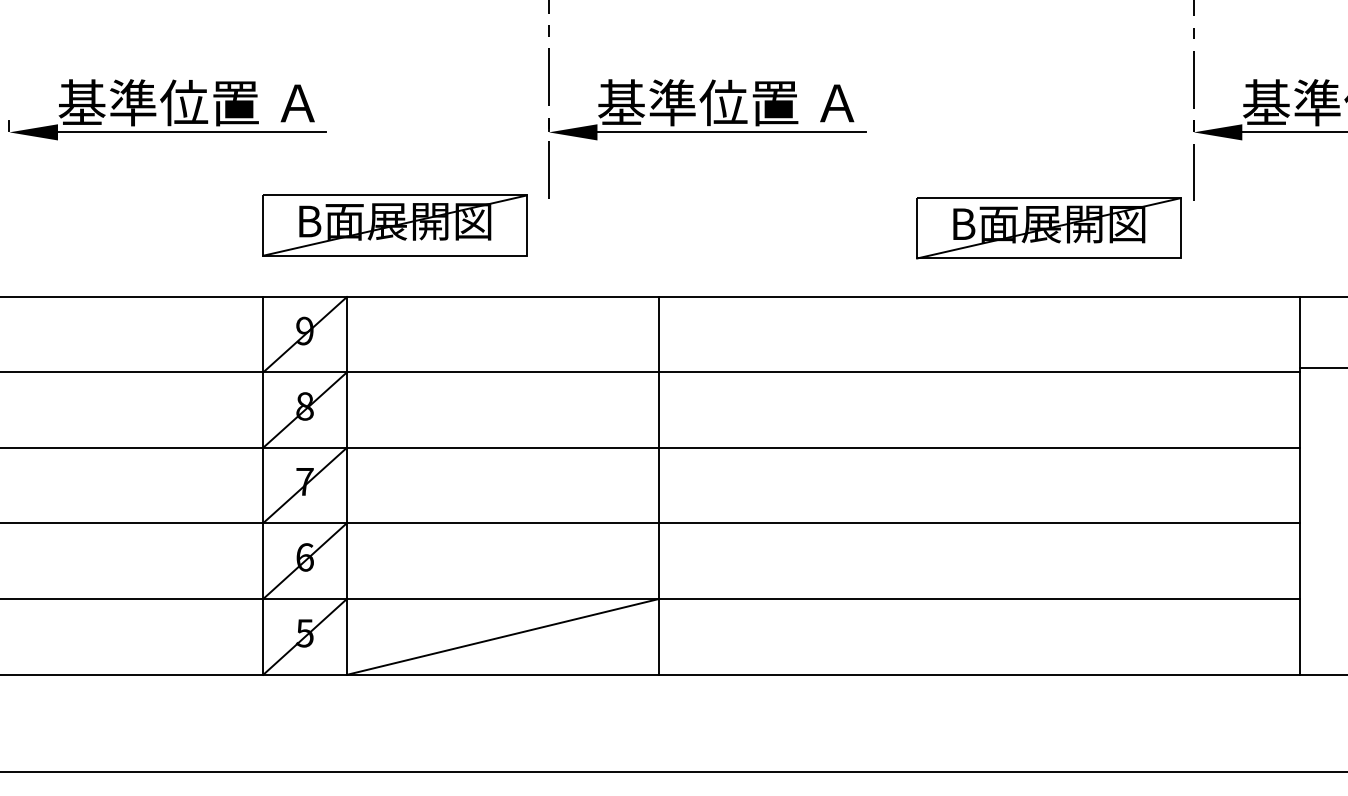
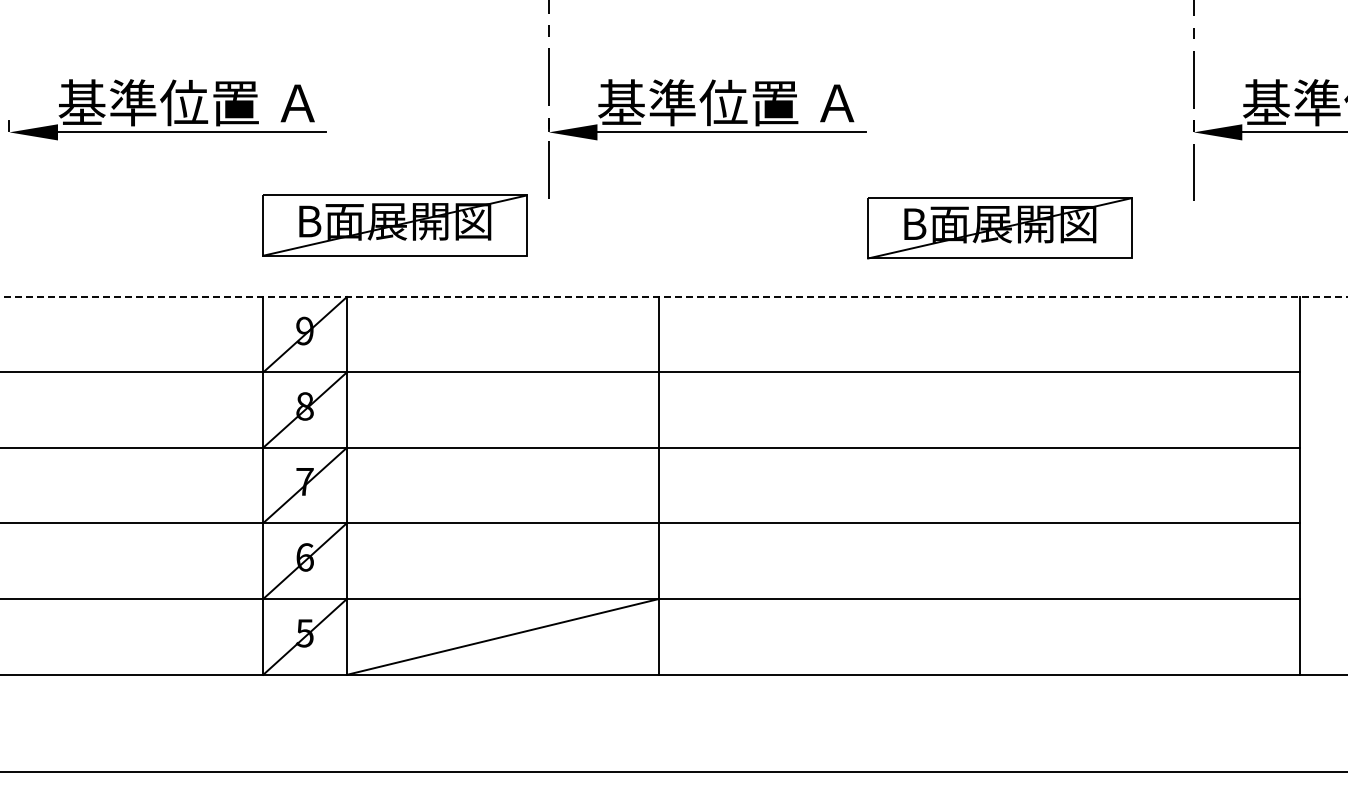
part position: (1048, 228) -> (999, 228) (999, 228)
line: solid -> dashed (674, 297)
line: present -> none (1322, 368)
